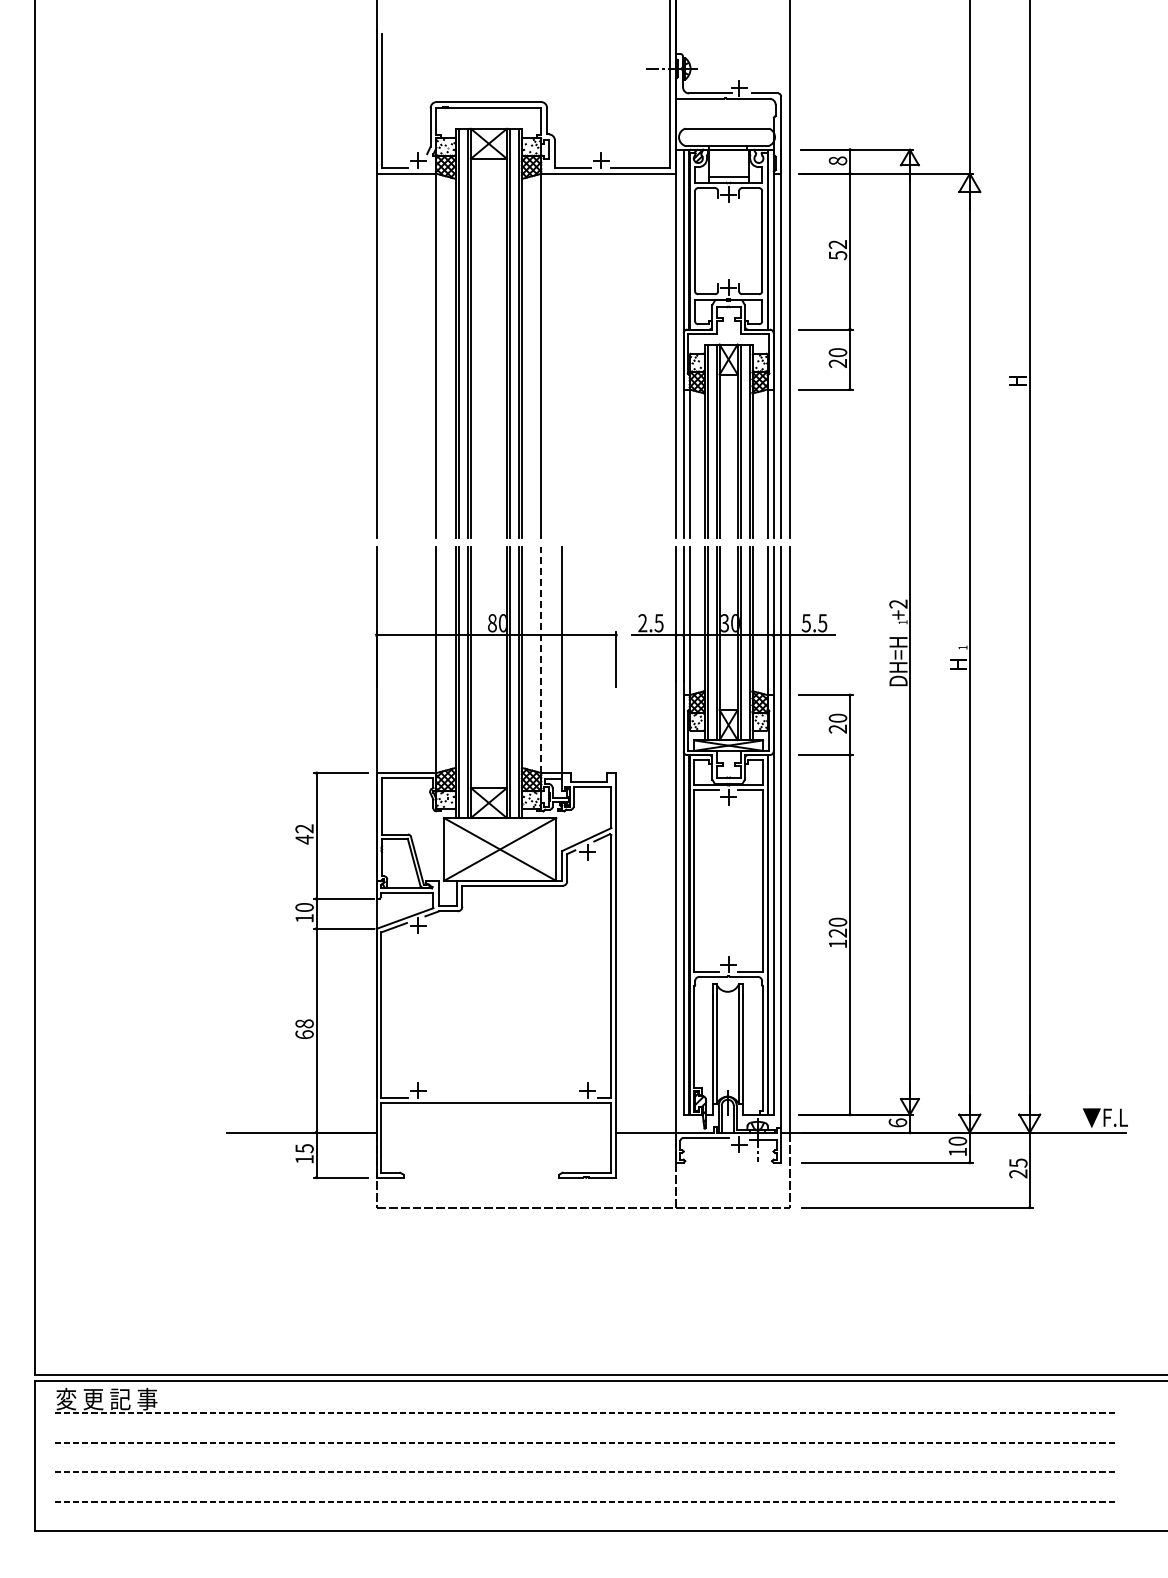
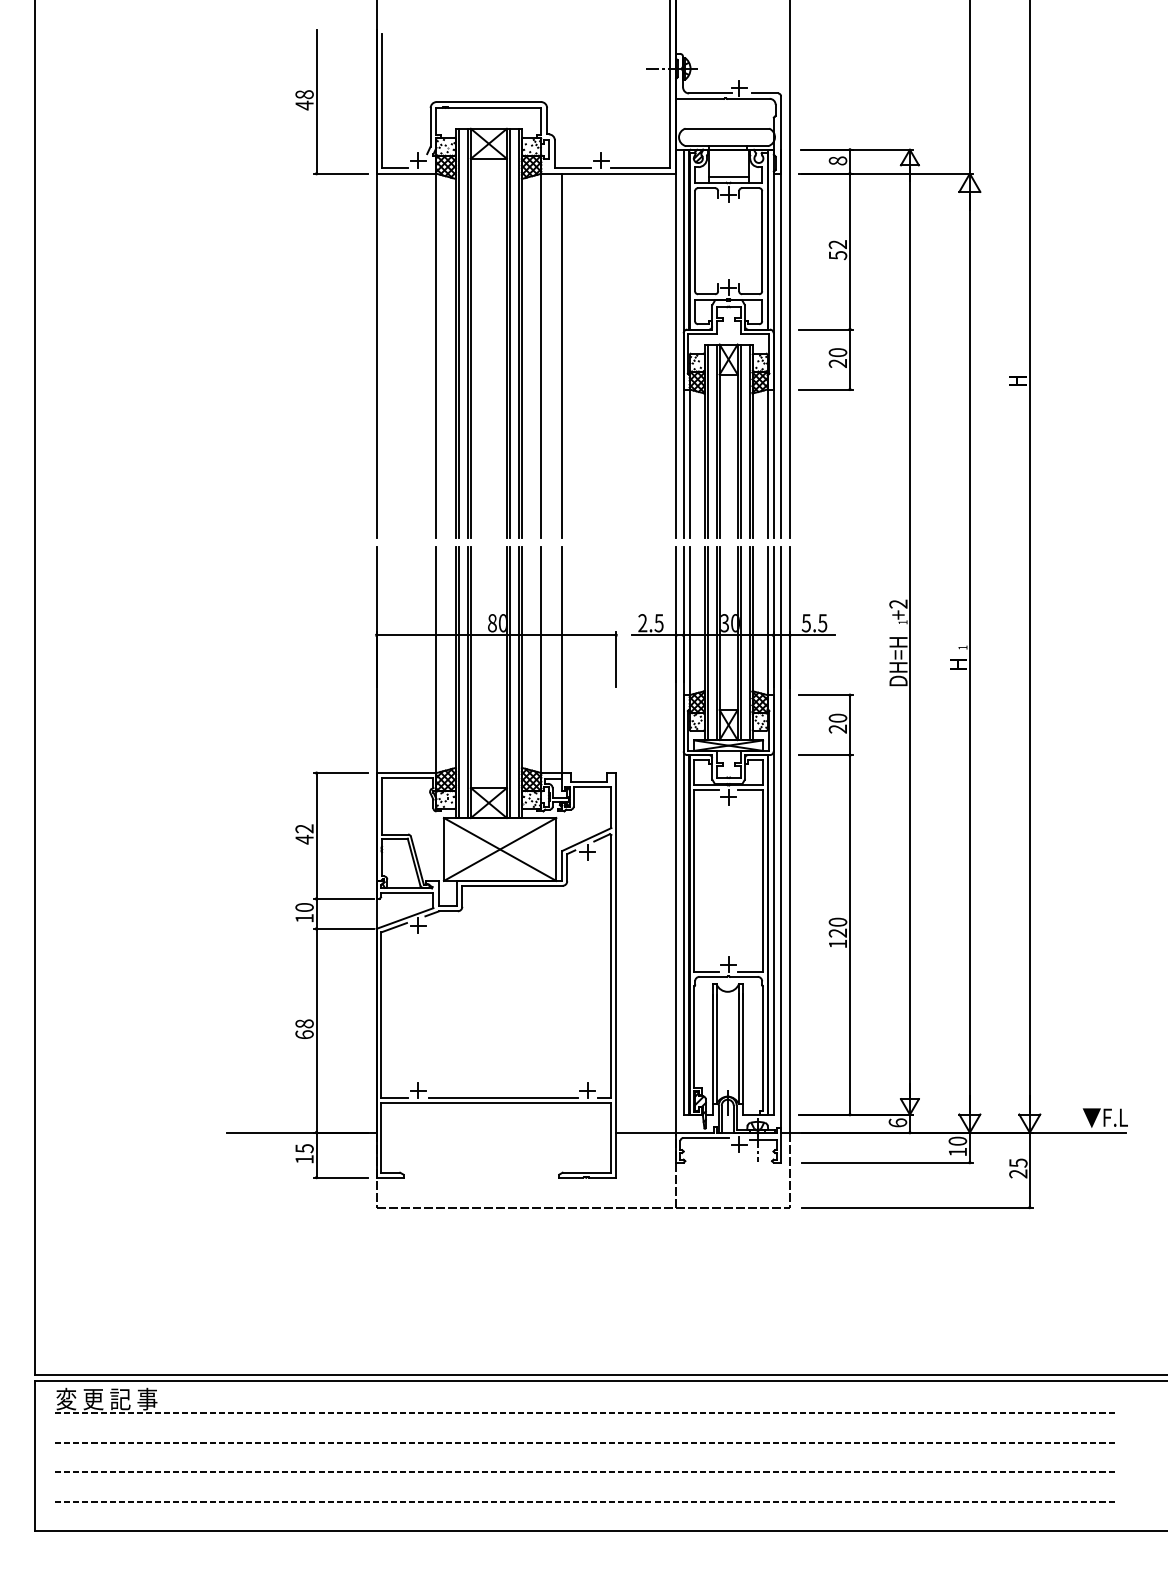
part: none -> present (317, 102)
line: none -> present (562, 355)
line: dashed -> solid (541, 659)
line: none -> present (502, 1097)
